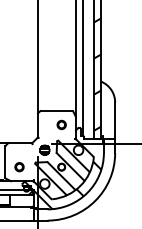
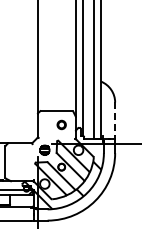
hatch: present -> none (97, 74)
line: solid -> dashed (115, 119)
part: present -> none (19, 167)
